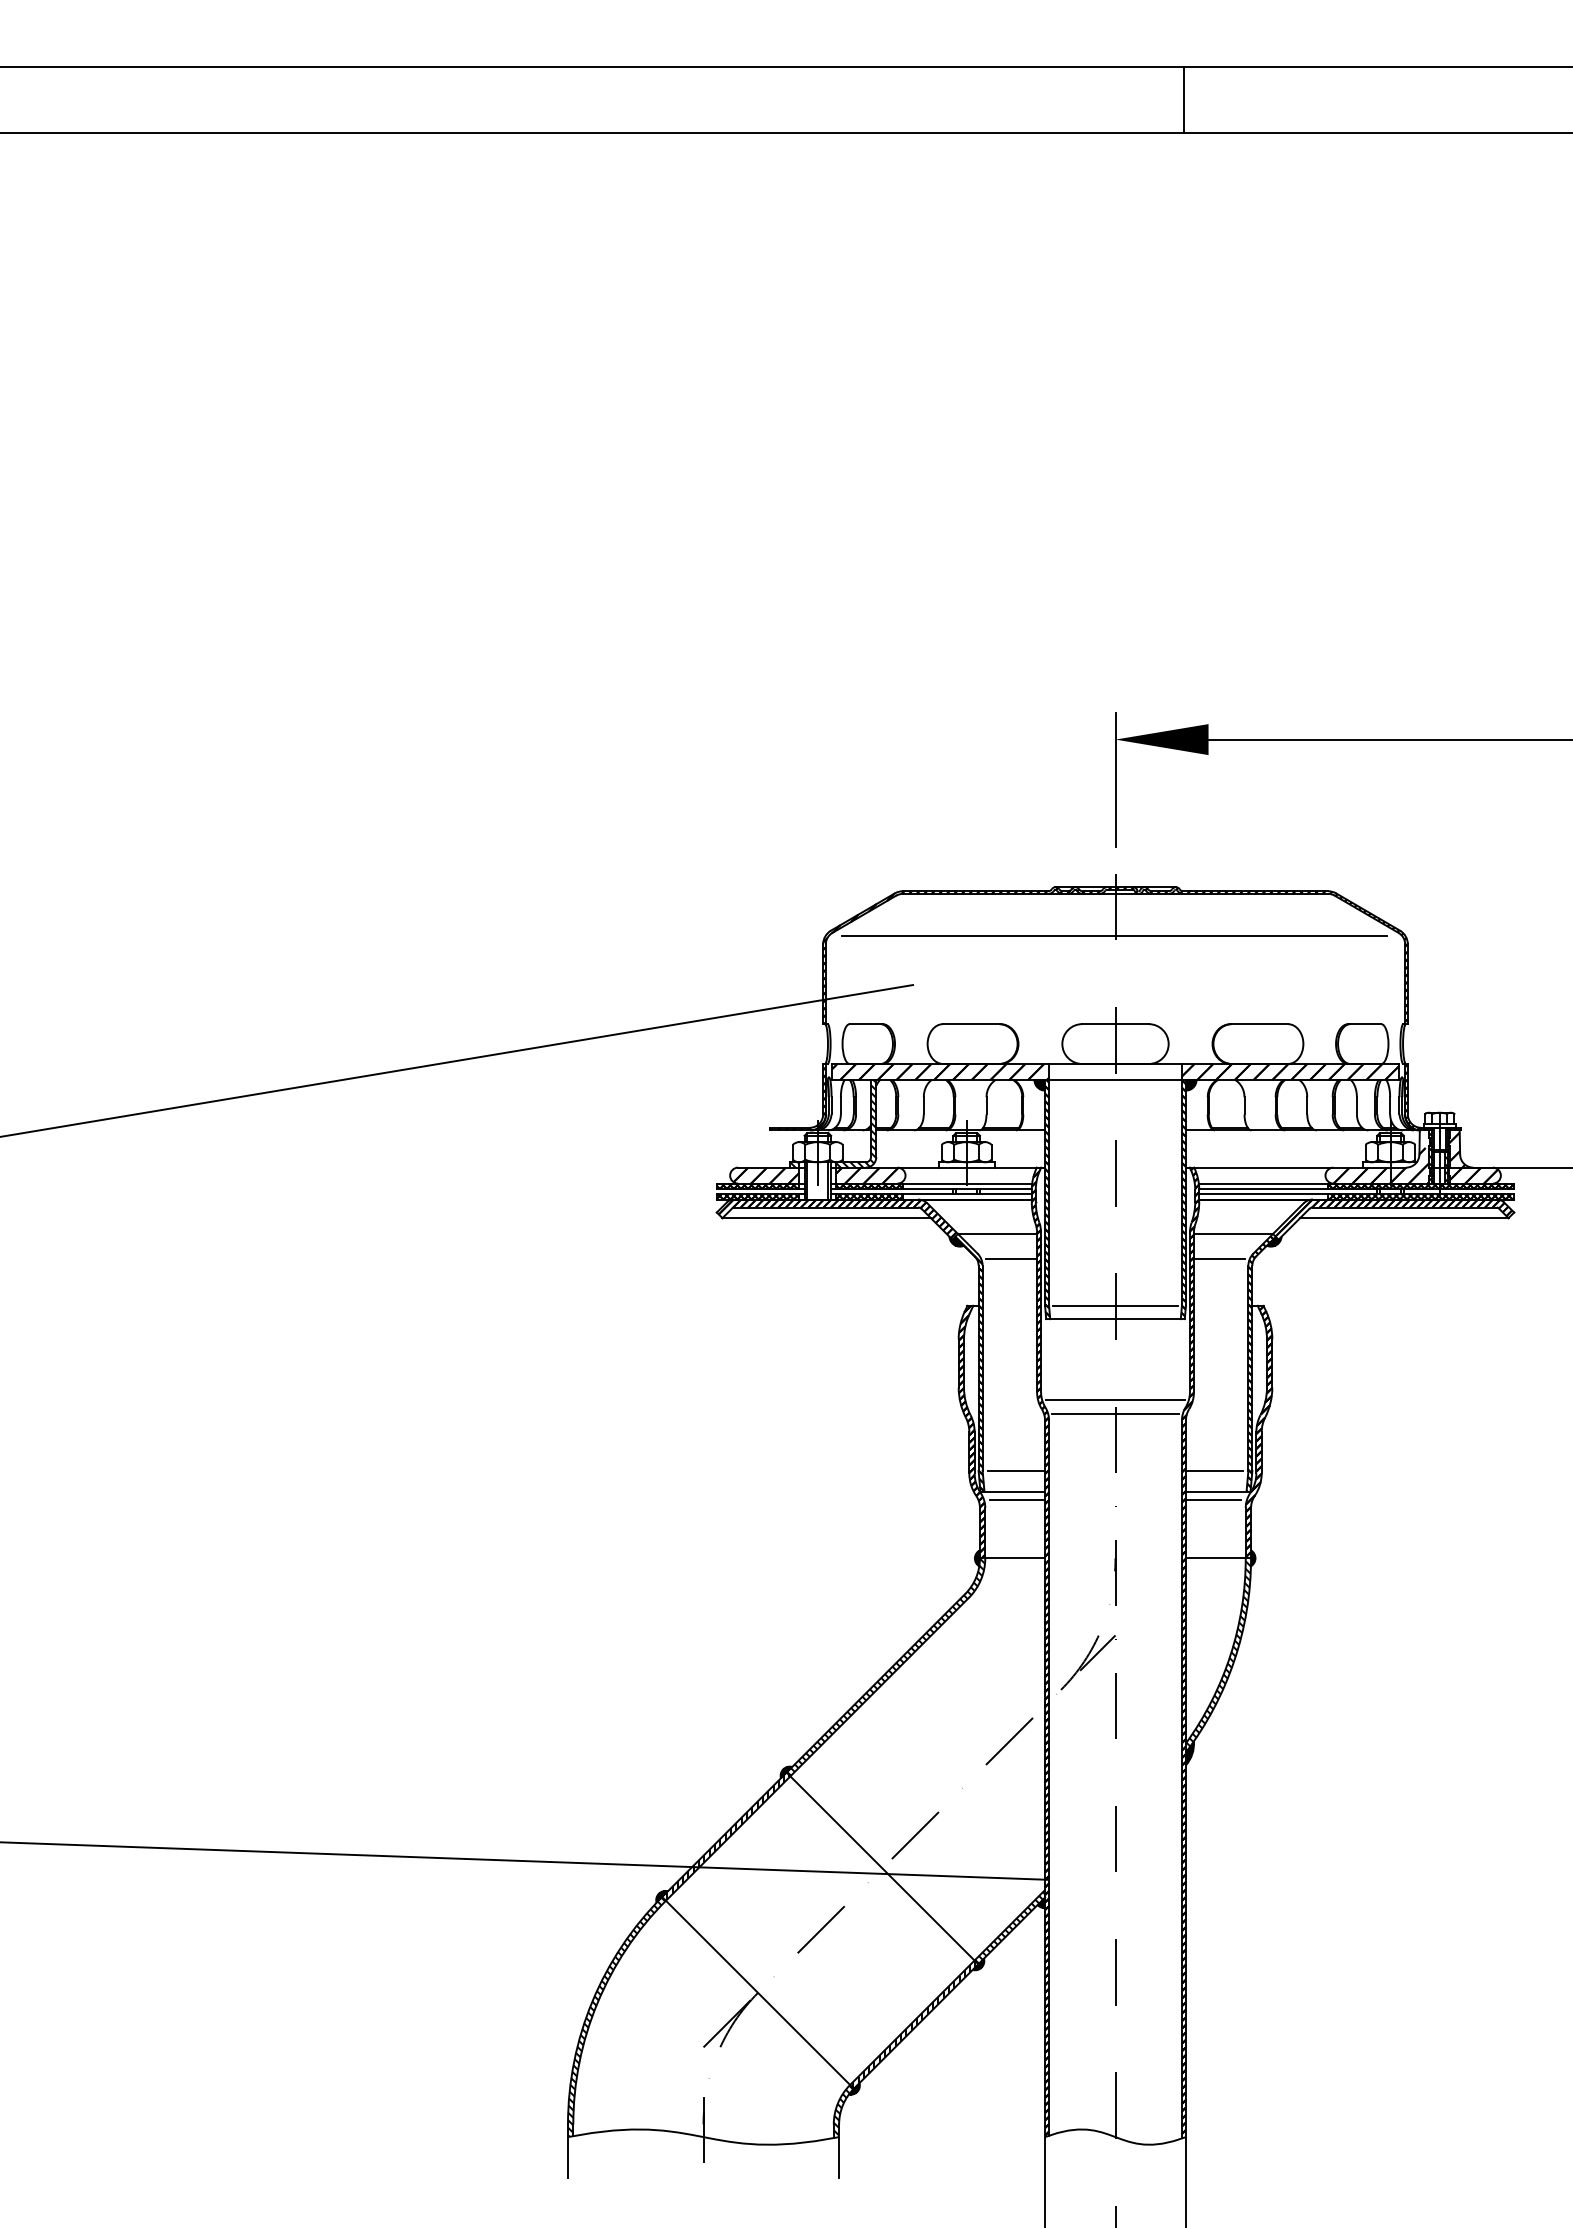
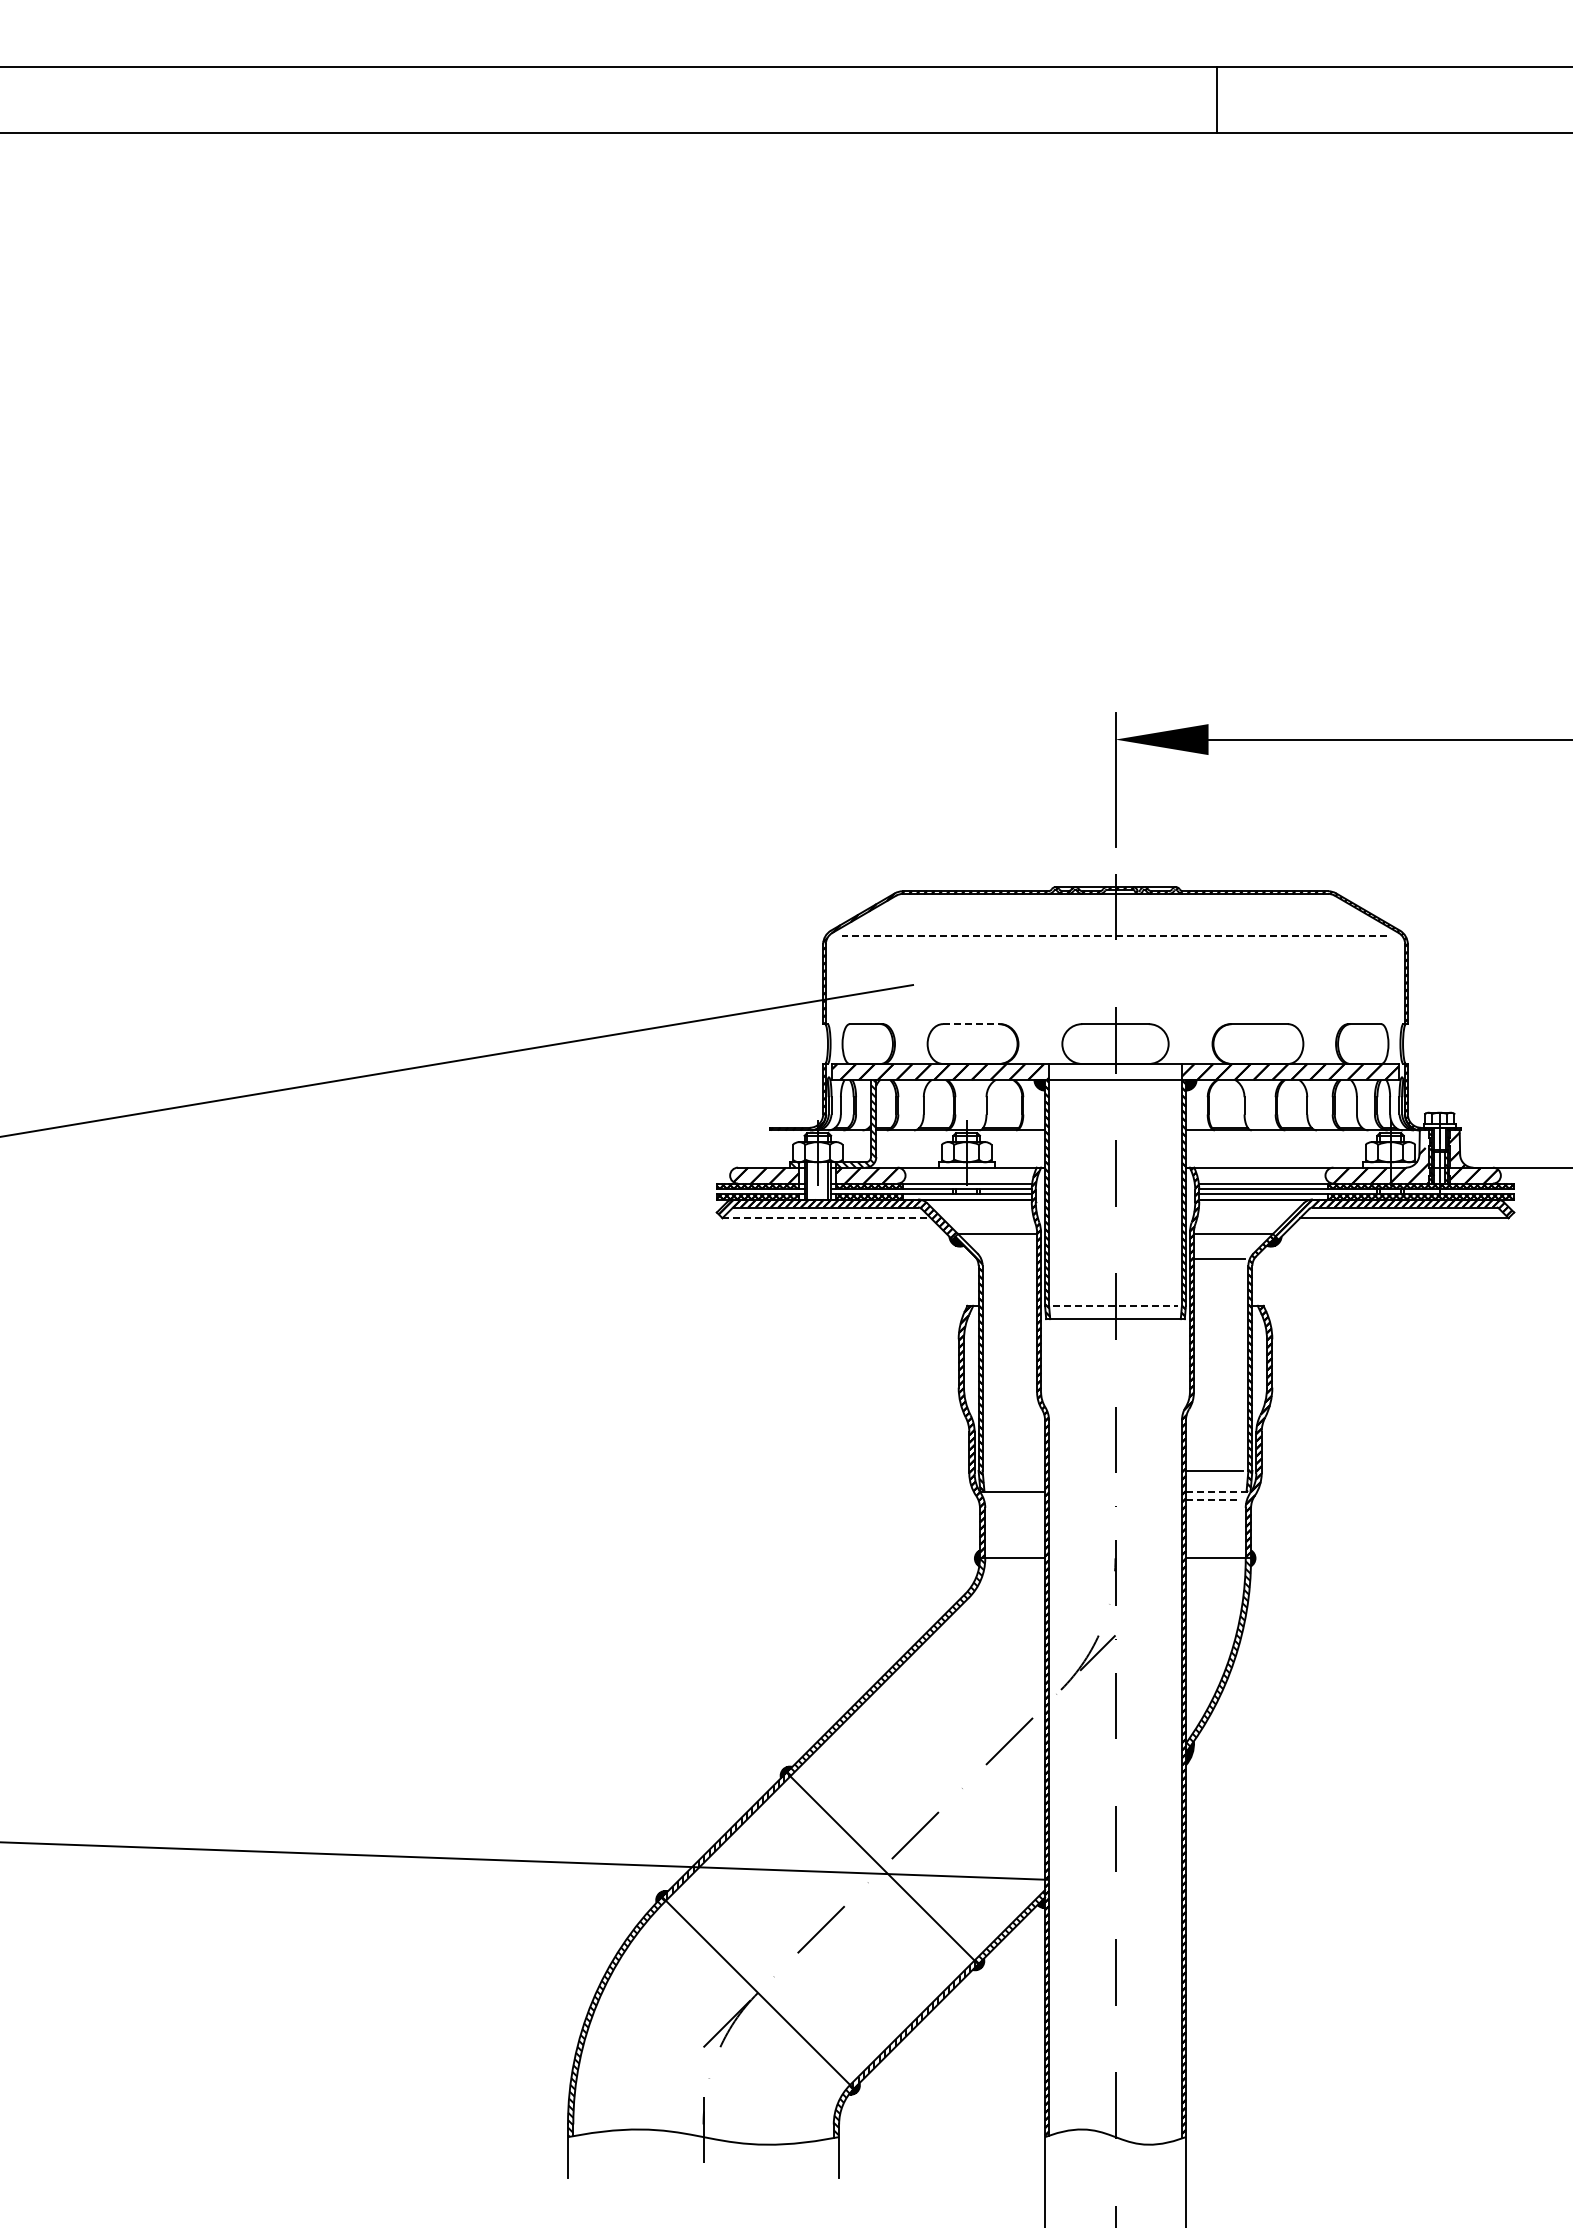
line position: (1184, 99) -> (1217, 99) (1217, 99)
line: solid -> dashed (1114, 936)
line: solid -> dashed (971, 1024)
line: solid -> dashed (827, 1218)
line: present -> none (1011, 1259)
line: solid -> dashed (1116, 1305)
line: present -> none (1115, 1400)
line: present -> none (1115, 1413)
line: present -> none (1016, 1470)
line: solid -> dashed (1218, 1491)
line: present -> none (1017, 1500)
line: solid -> dashed (1213, 1500)
